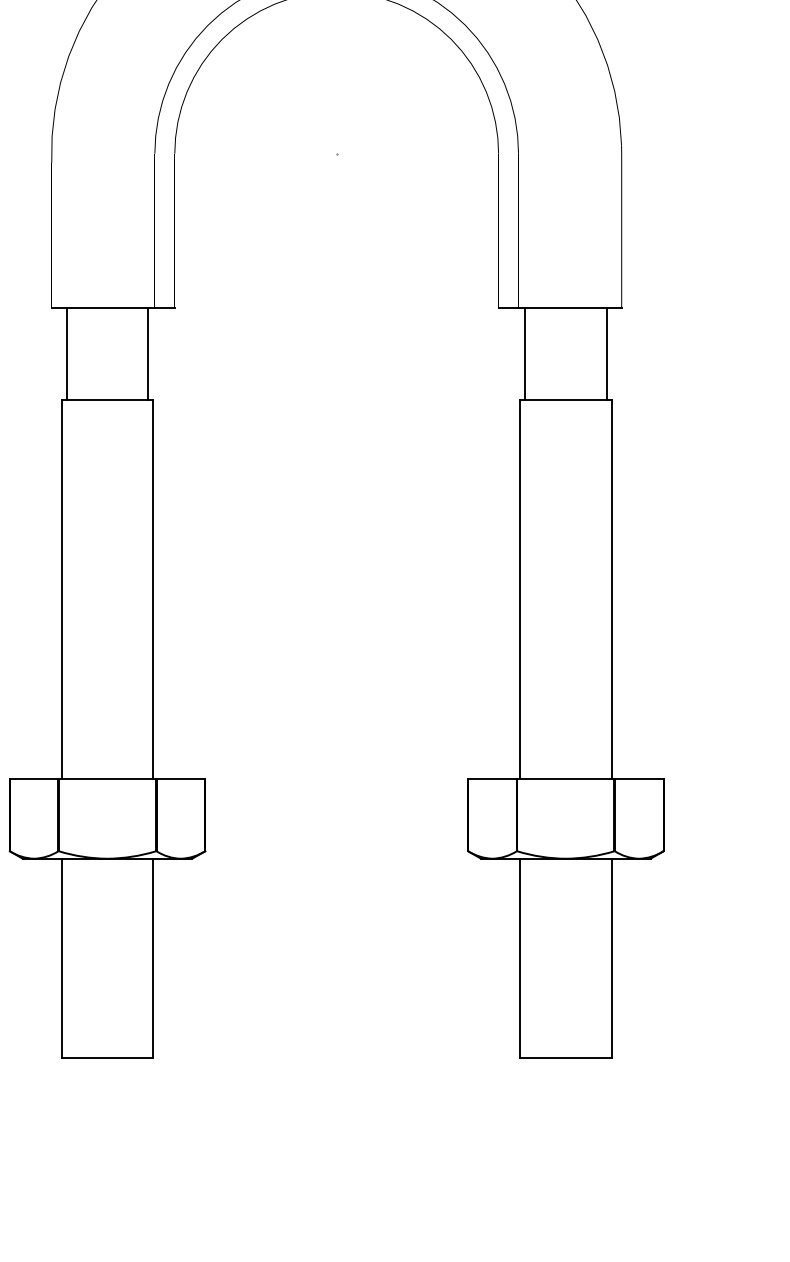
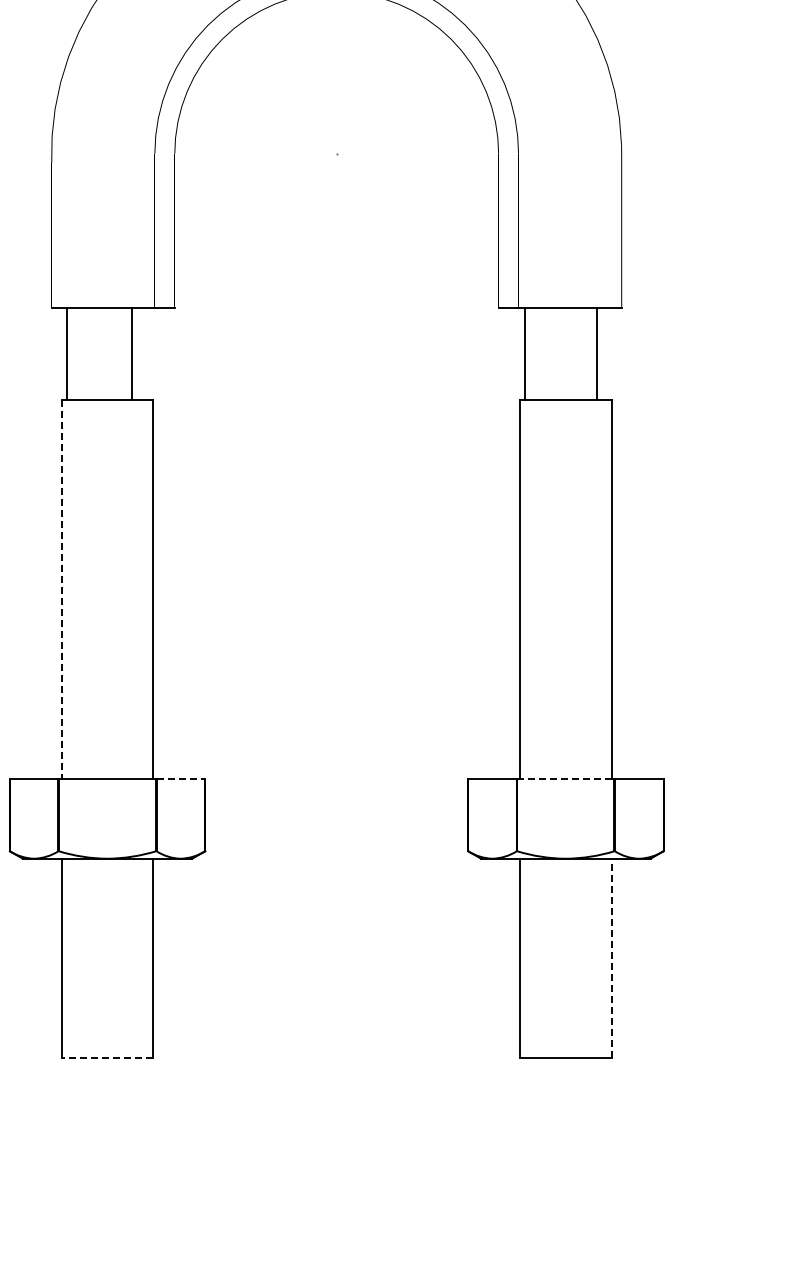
line position: (148, 353) -> (132, 353) (132, 353)
line position: (606, 353) -> (596, 353) (596, 353)
line: solid -> dashed (61, 590)
line: solid -> dashed (181, 779)
line: solid -> dashed (565, 779)
line: solid -> dashed (611, 958)
line: solid -> dashed (107, 1058)
